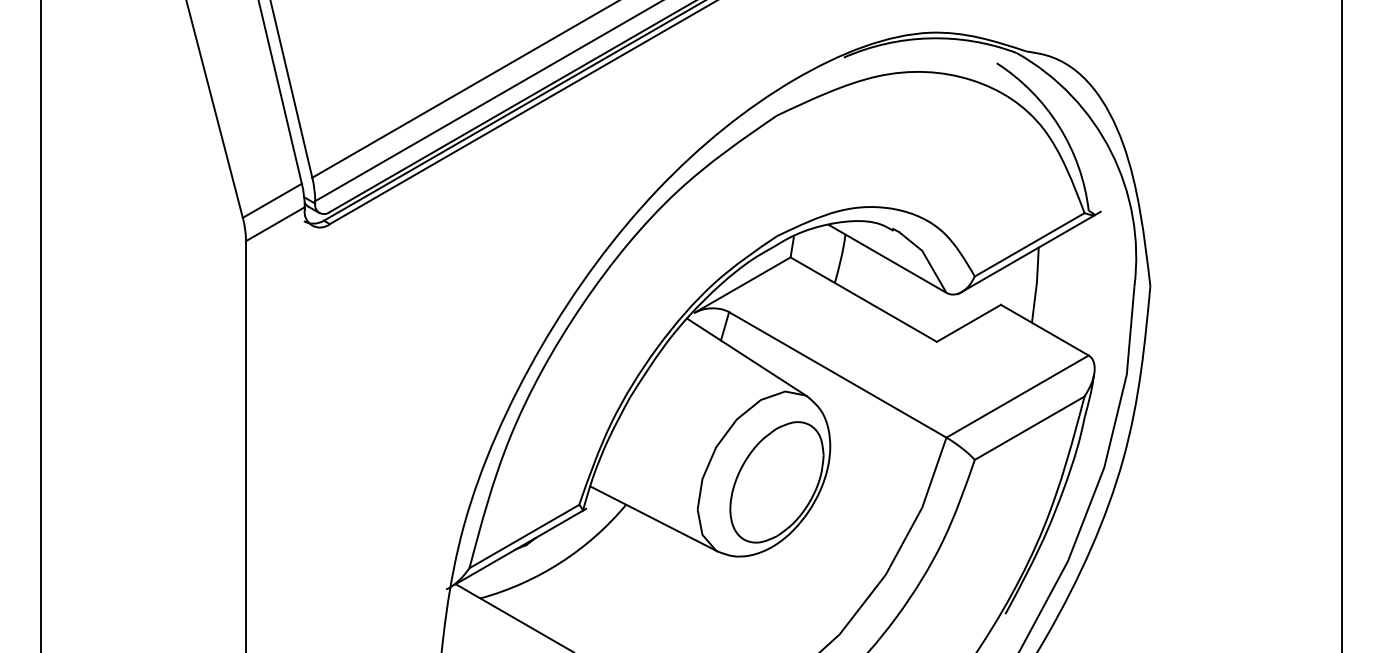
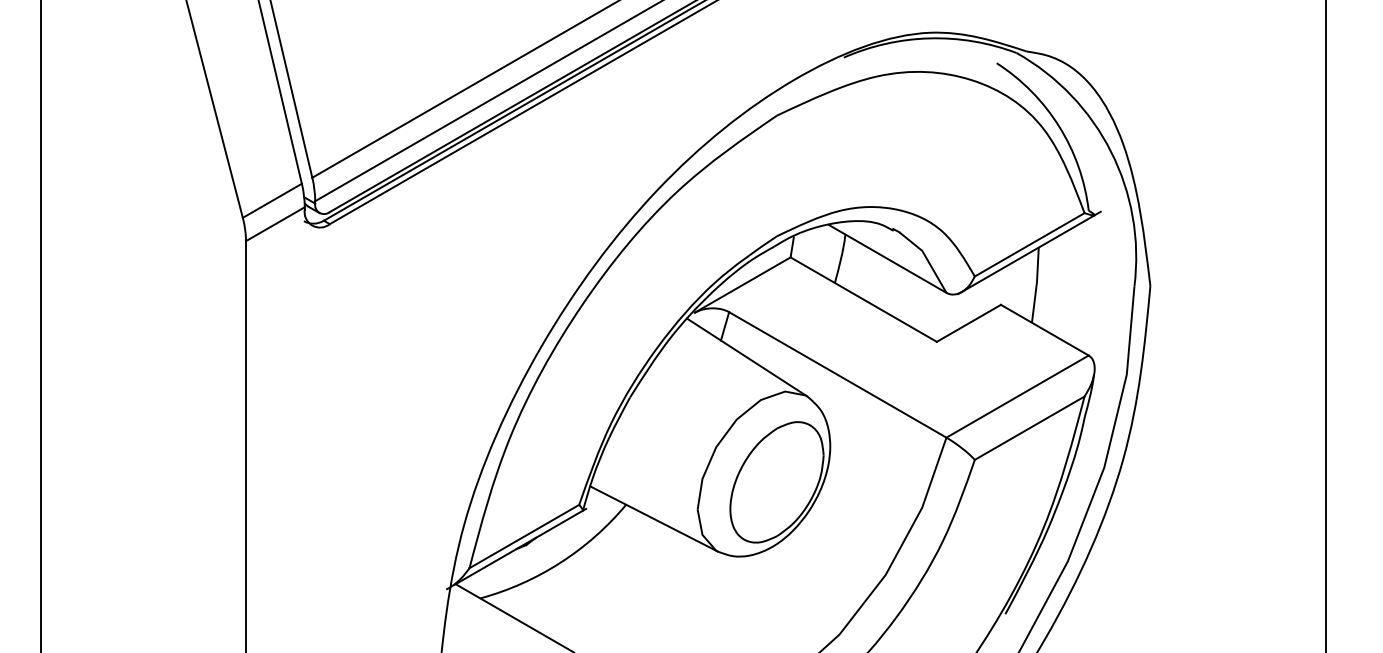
line position: (1341, 325) -> (1325, 325) (1325, 325)
